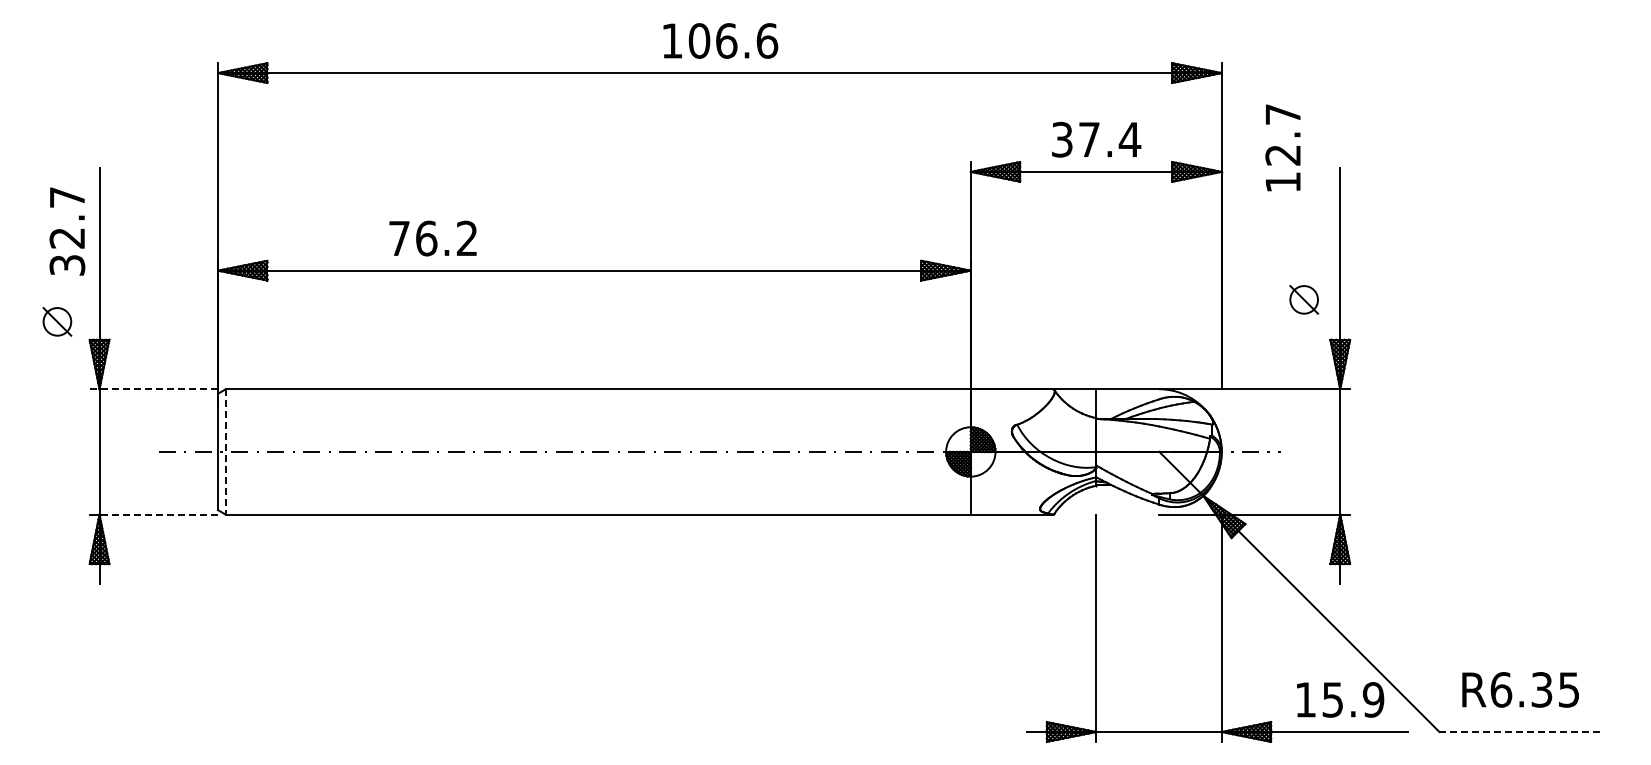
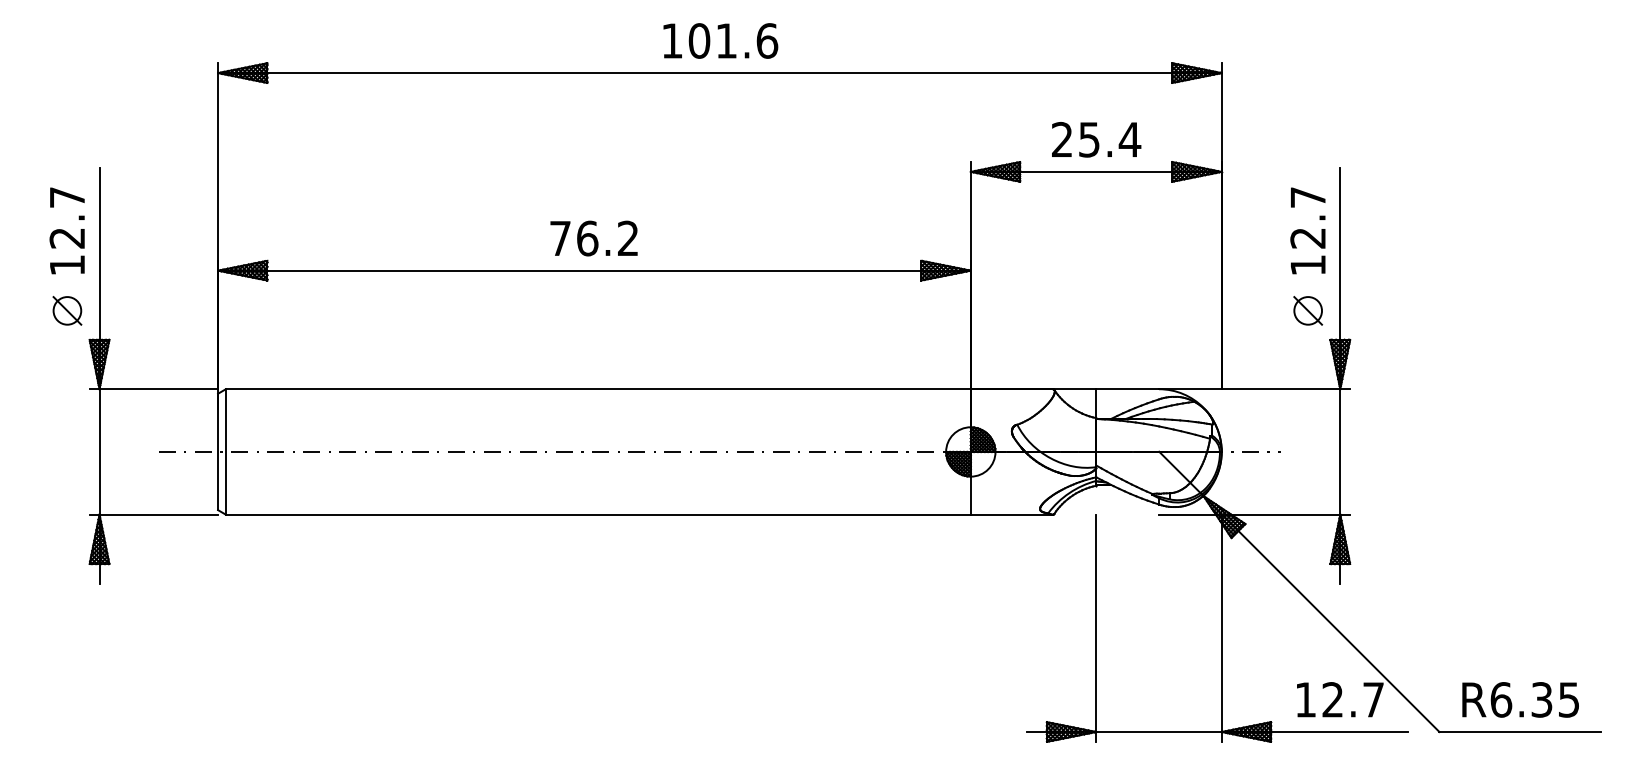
text: 106.6 -> 101.6 (726, 40)
text: 37.4 -> 25.4 (1075, 139)
text position: (1282, 147) -> (1307, 230) (1307, 230)
text position: (432, 238) -> (593, 238) (593, 238)
text: 32.7 -> 12.7 (67, 265)
part position: (1304, 299) -> (1308, 310) (1308, 310)
part position: (57, 321) -> (67, 310) (67, 310)
line: dashed -> solid (154, 389)
line: dashed -> solid (225, 451)
line: dashed -> solid (158, 514)
text position: (1520, 689) -> (1520, 699) (1520, 699)
text: 15.9 -> 12.7 (1353, 699)
line: dashed -> solid (1520, 732)
